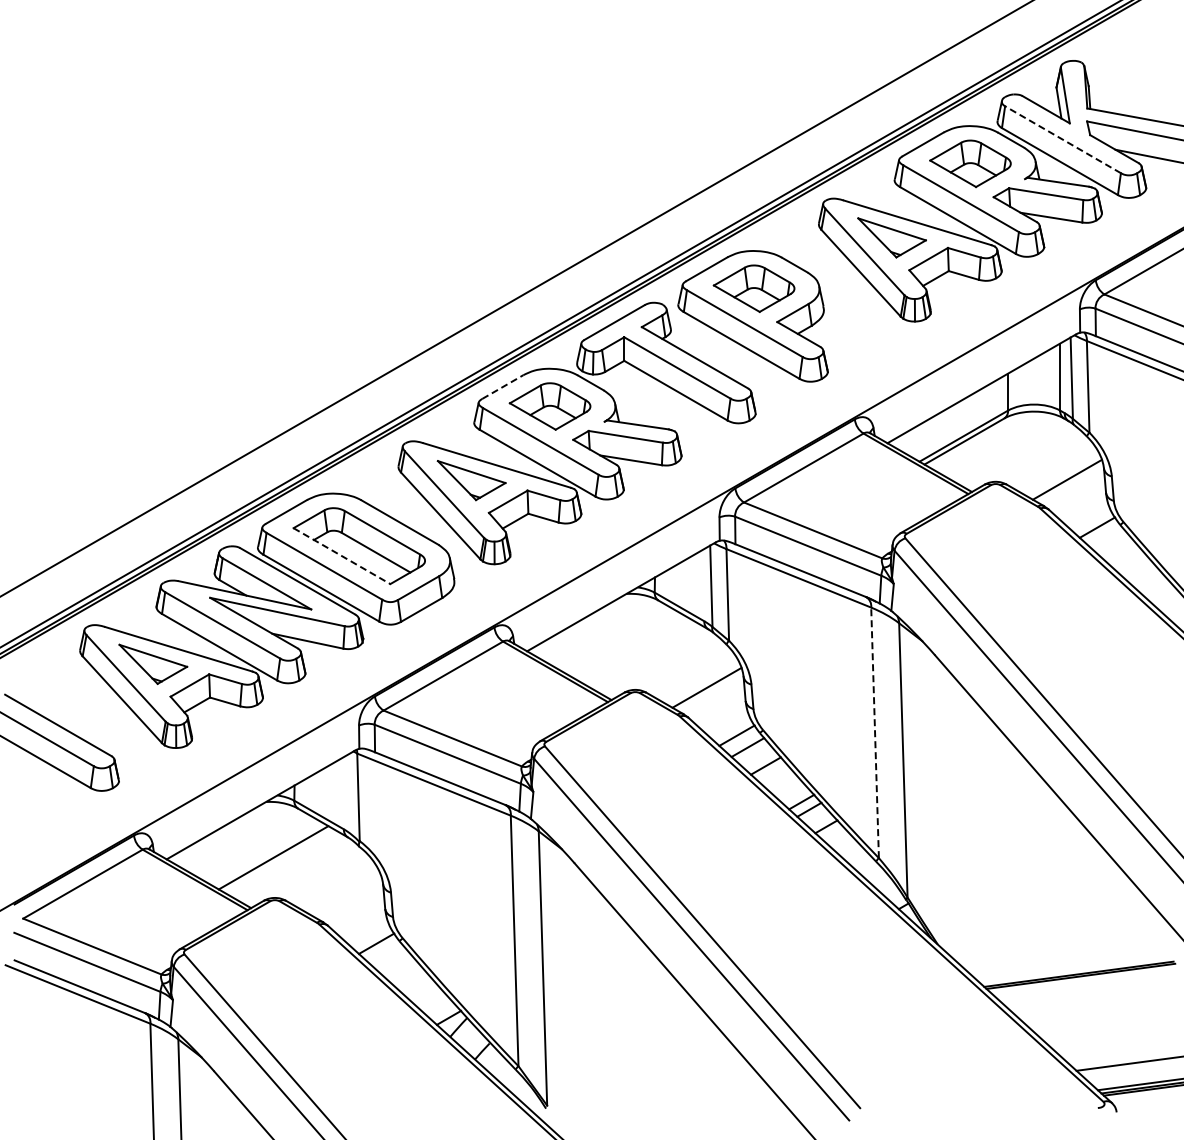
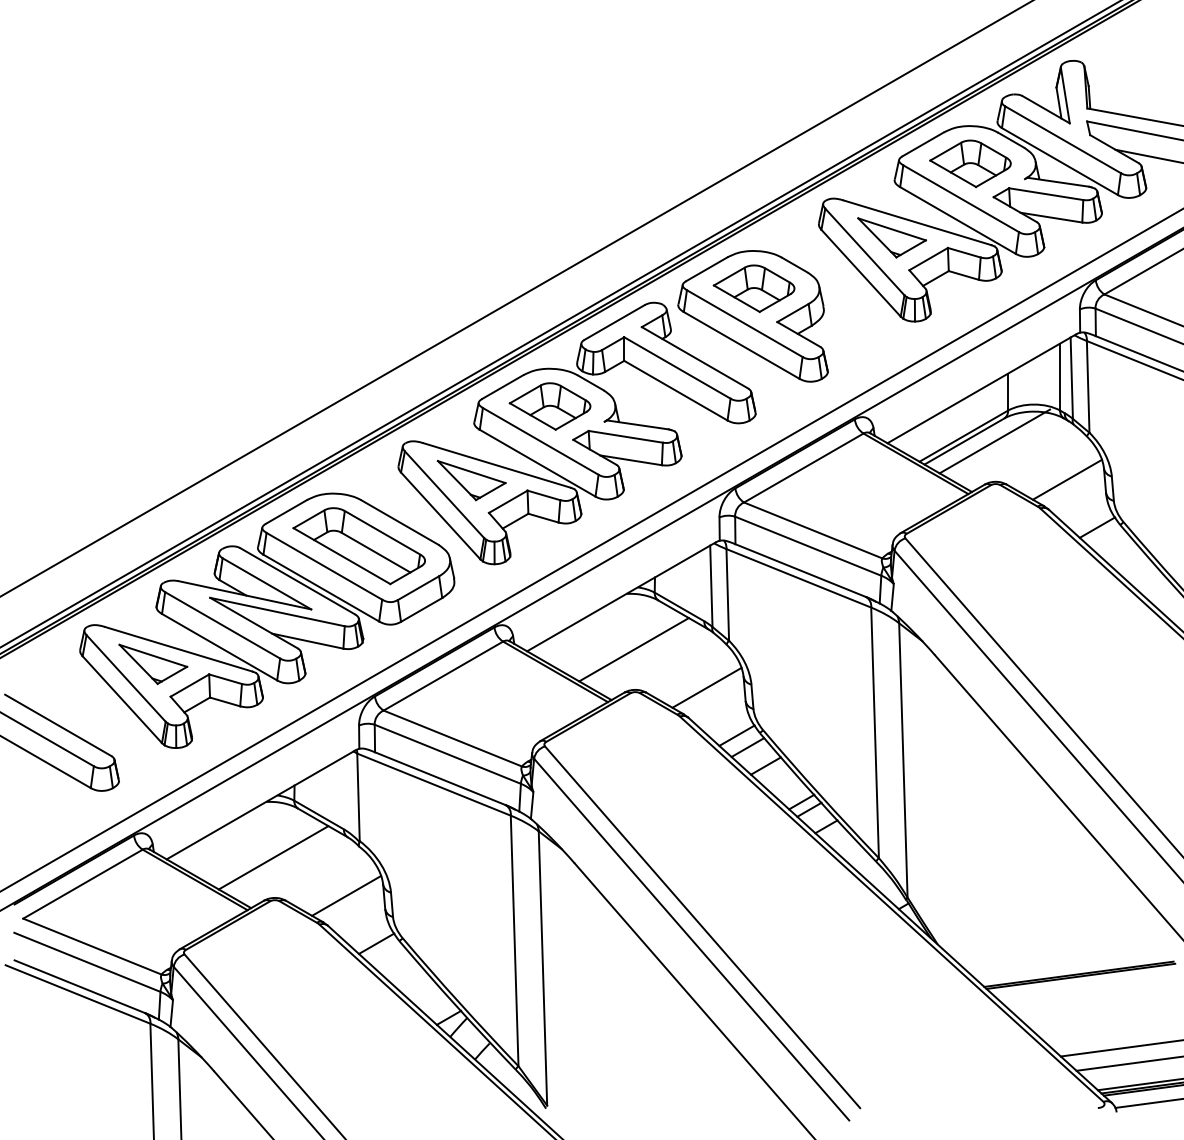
line: dashed -> solid (1063, 139)
line: dashed -> solid (502, 387)
line: none -> present (994, 441)
line: none -> present (591, 550)
line: dashed -> solid (341, 556)
line: none -> present (633, 649)
line: dashed -> solid (875, 732)
line: none -> present (346, 895)
line: none -> present (1120, 1048)
line: none -> present (1147, 1103)
